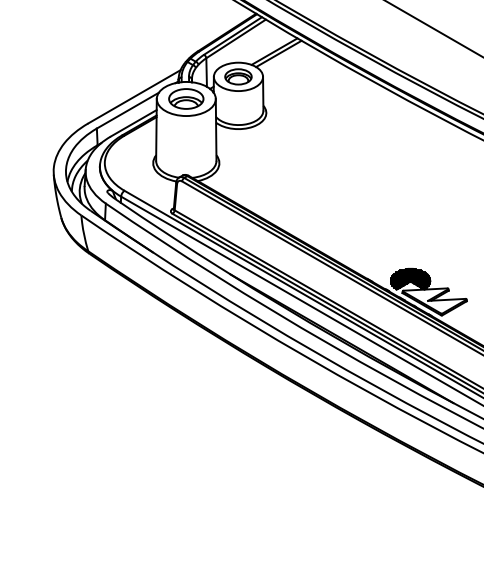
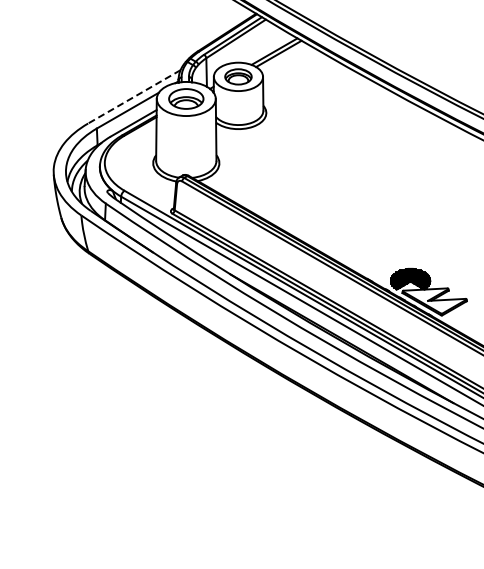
line: present -> none (433, 28)
line: solid -> dashed (133, 97)
